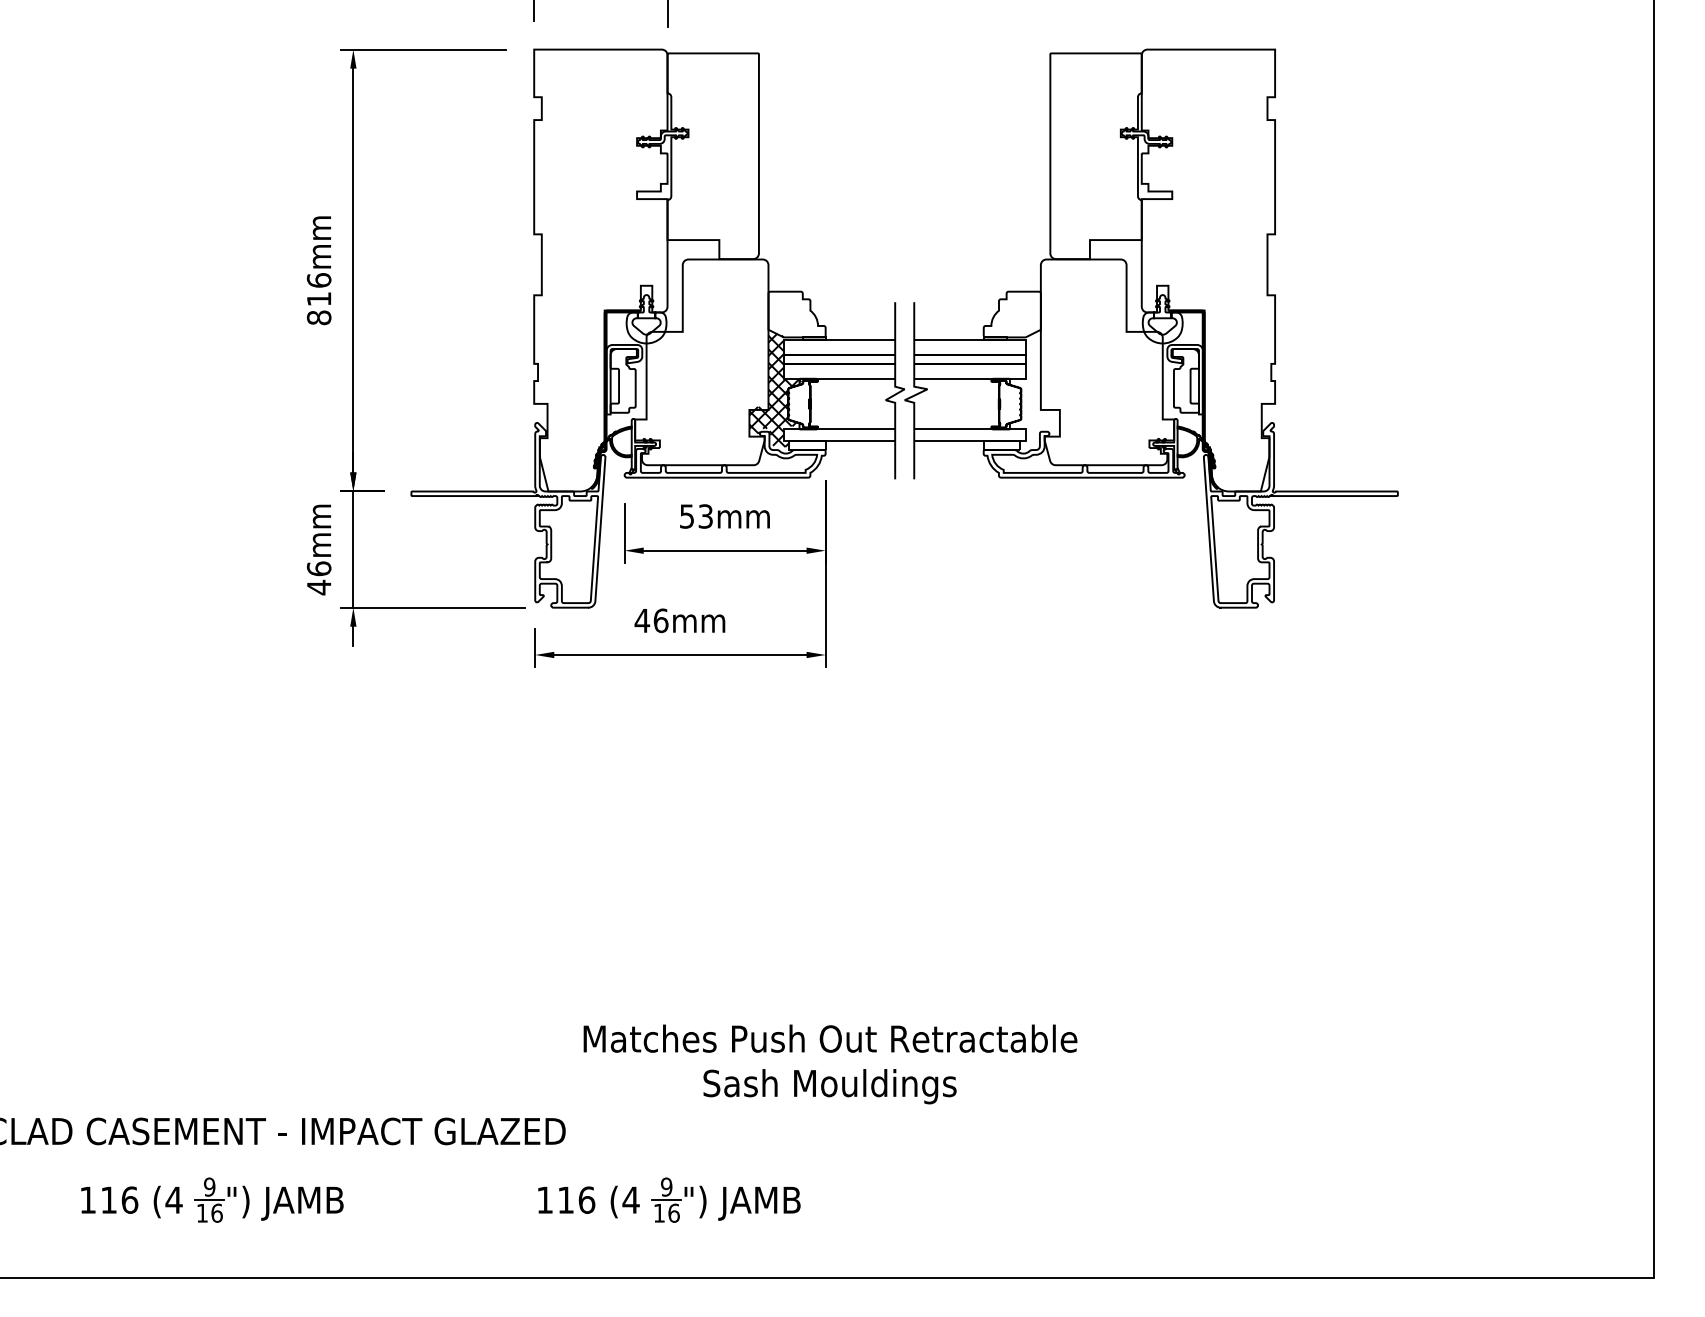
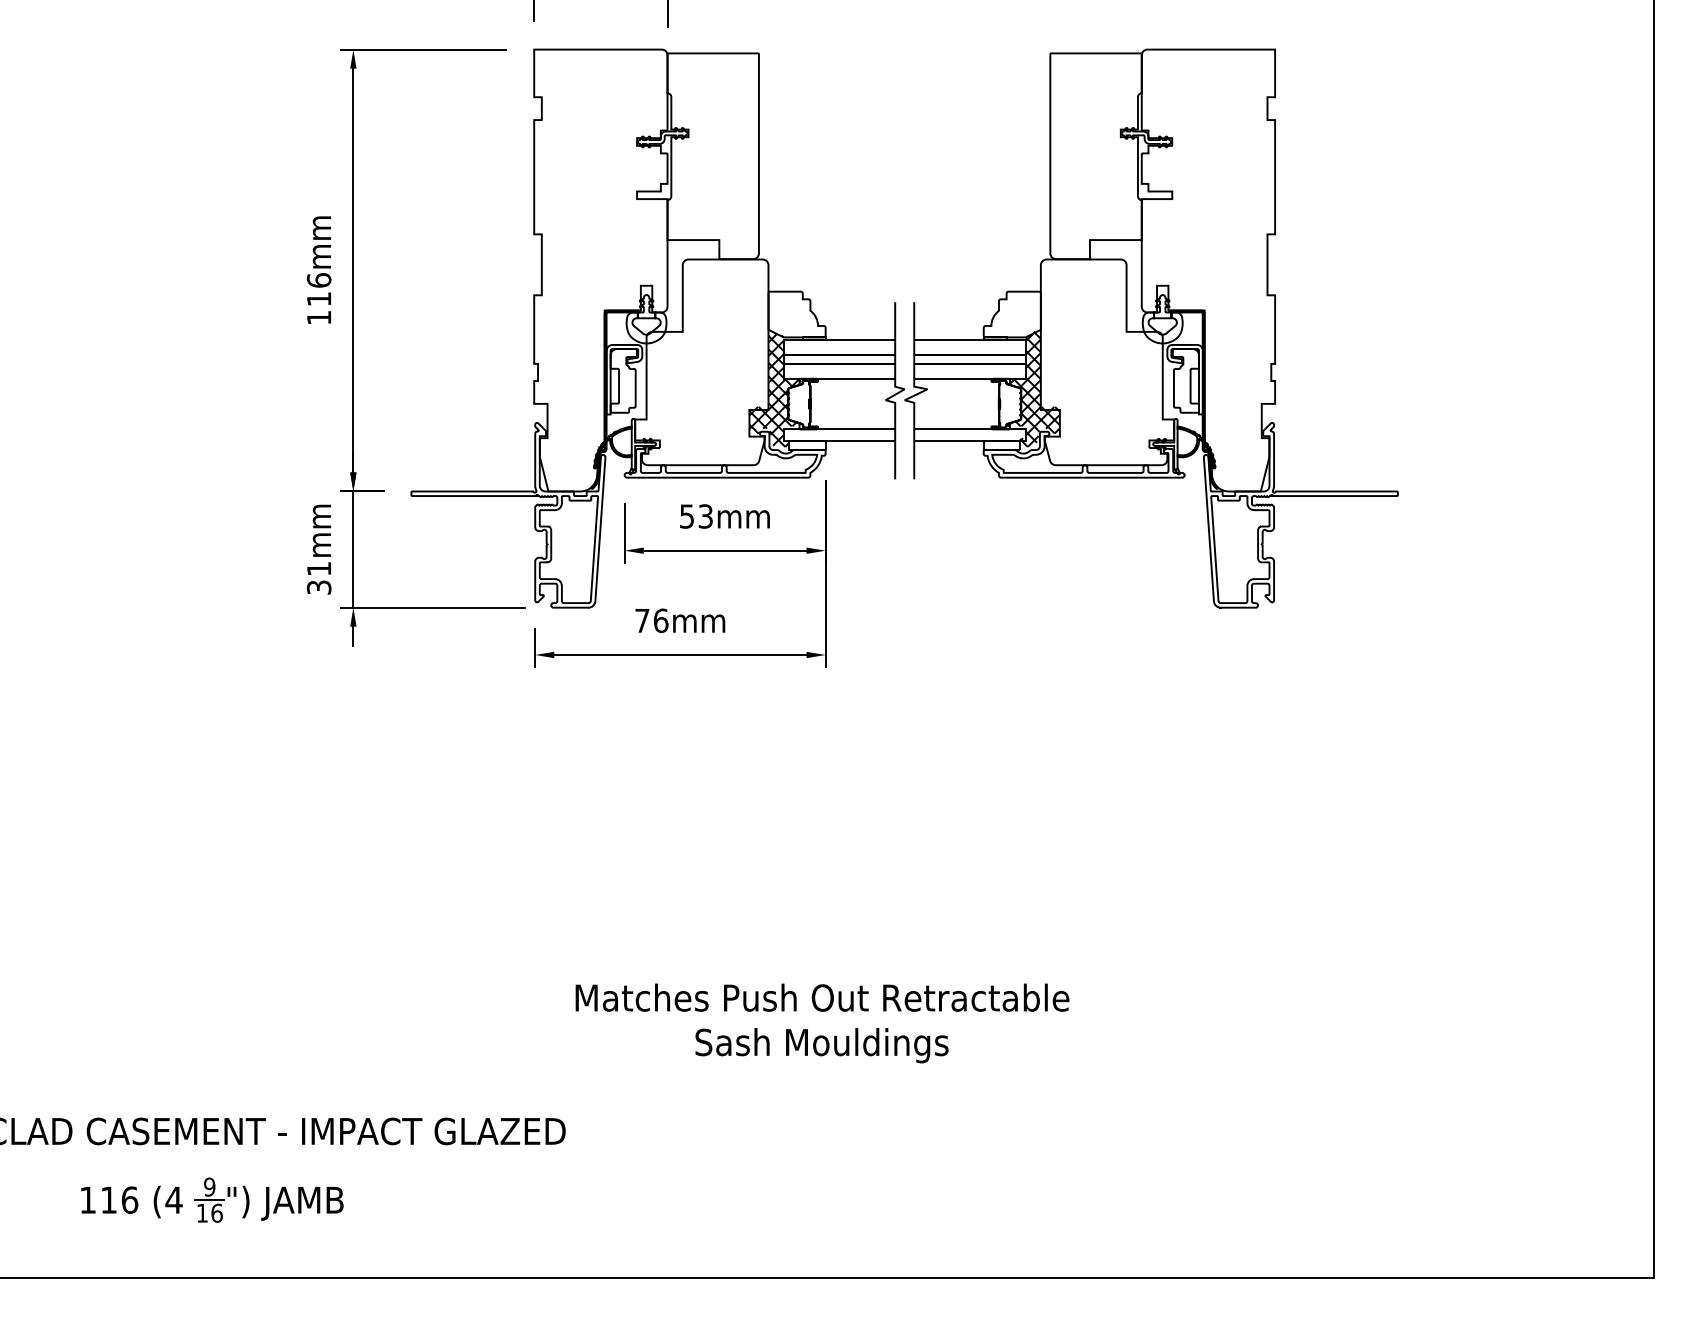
text: 816mm -> 116mm (318, 317)
hatch: none -> present (1032, 388)
text: 46mm -> 31mm (318, 578)
text: 46mm -> 76mm (642, 620)
text position: (830, 1064) -> (822, 1023) (822, 1023)
part: present -> none (669, 1199)
